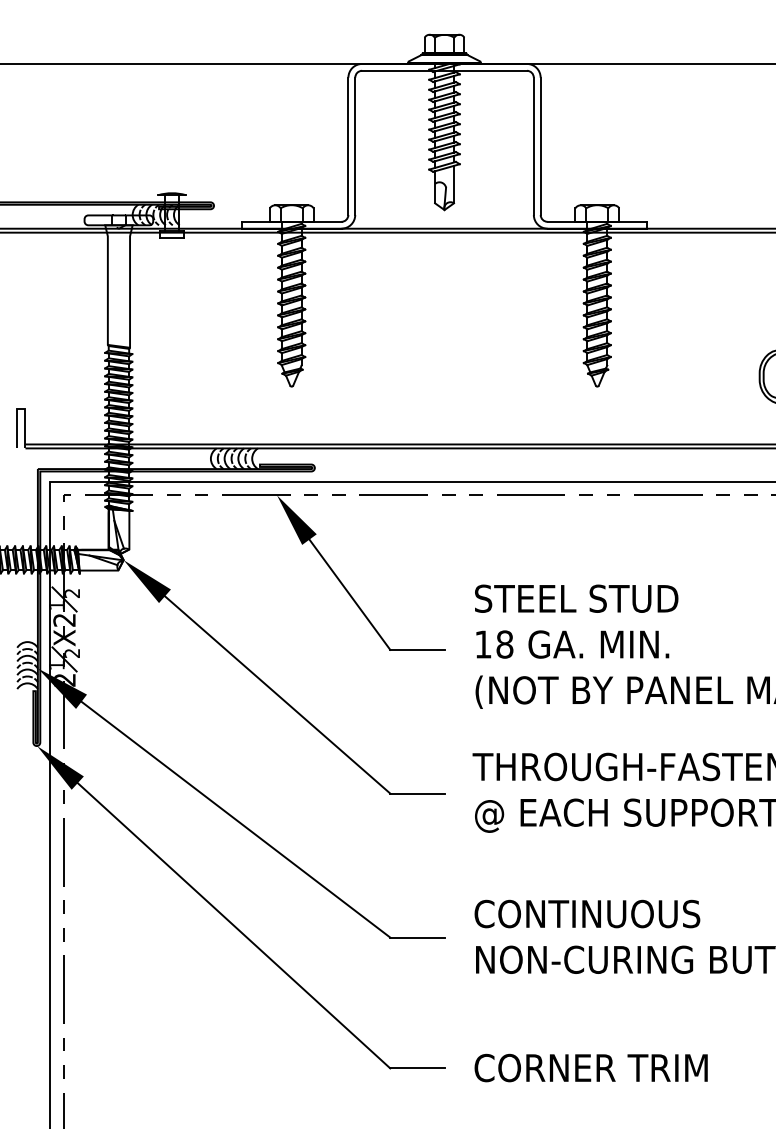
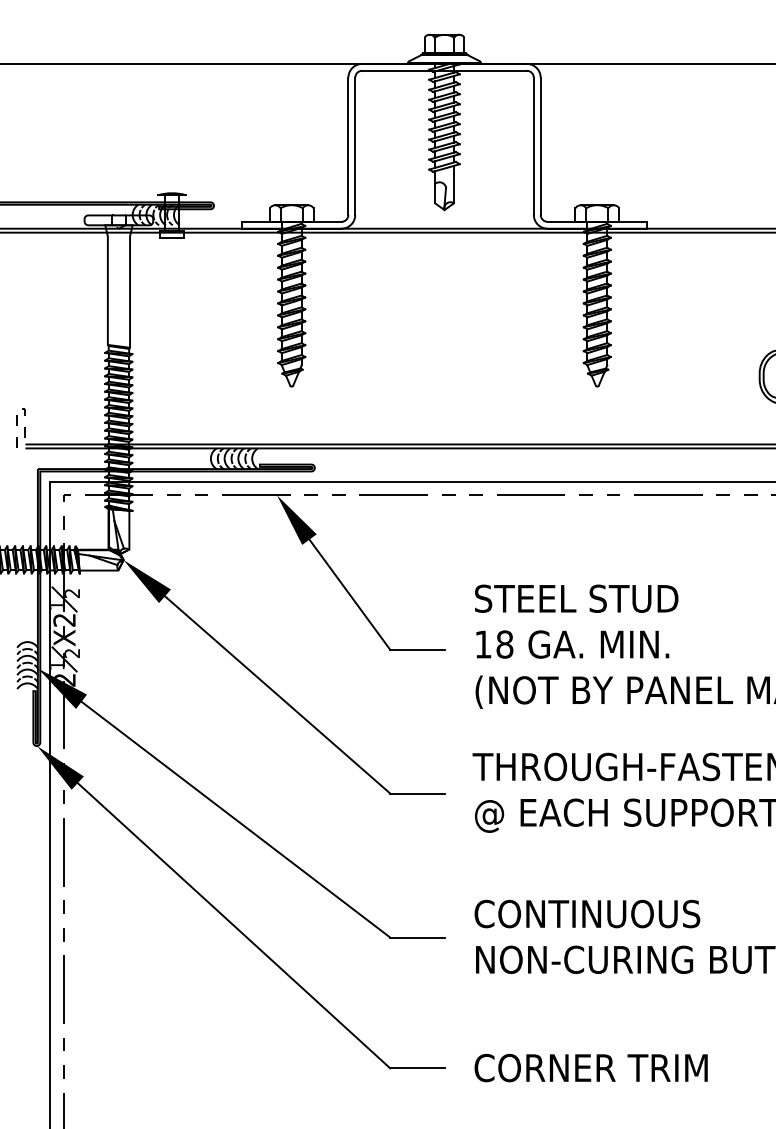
line: solid -> dashed (21, 408)
